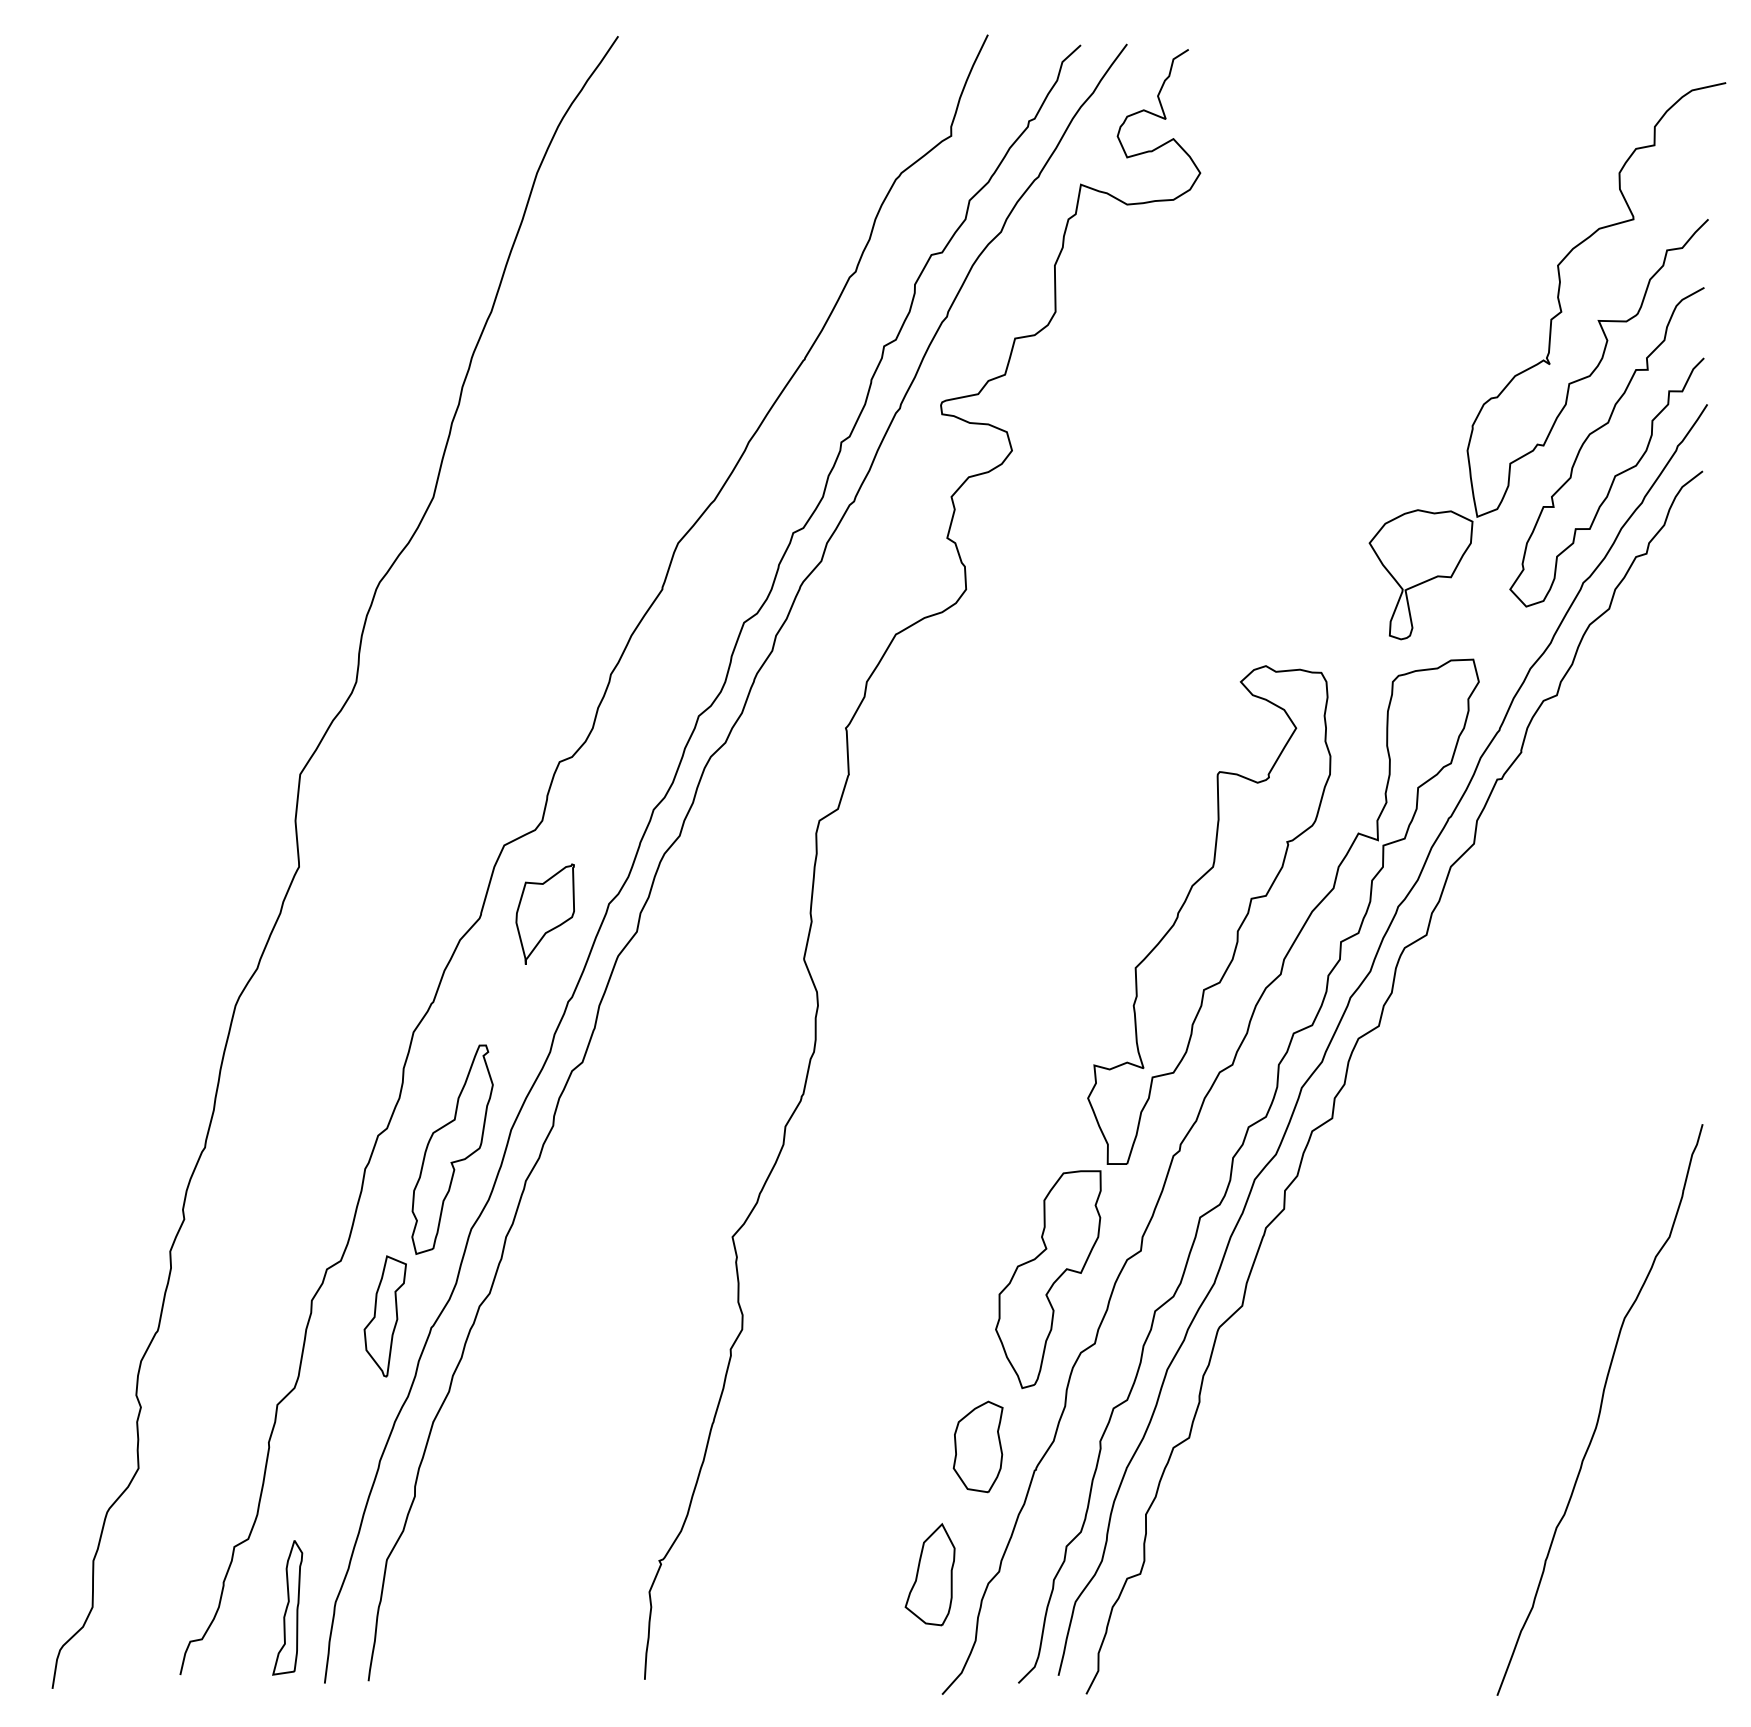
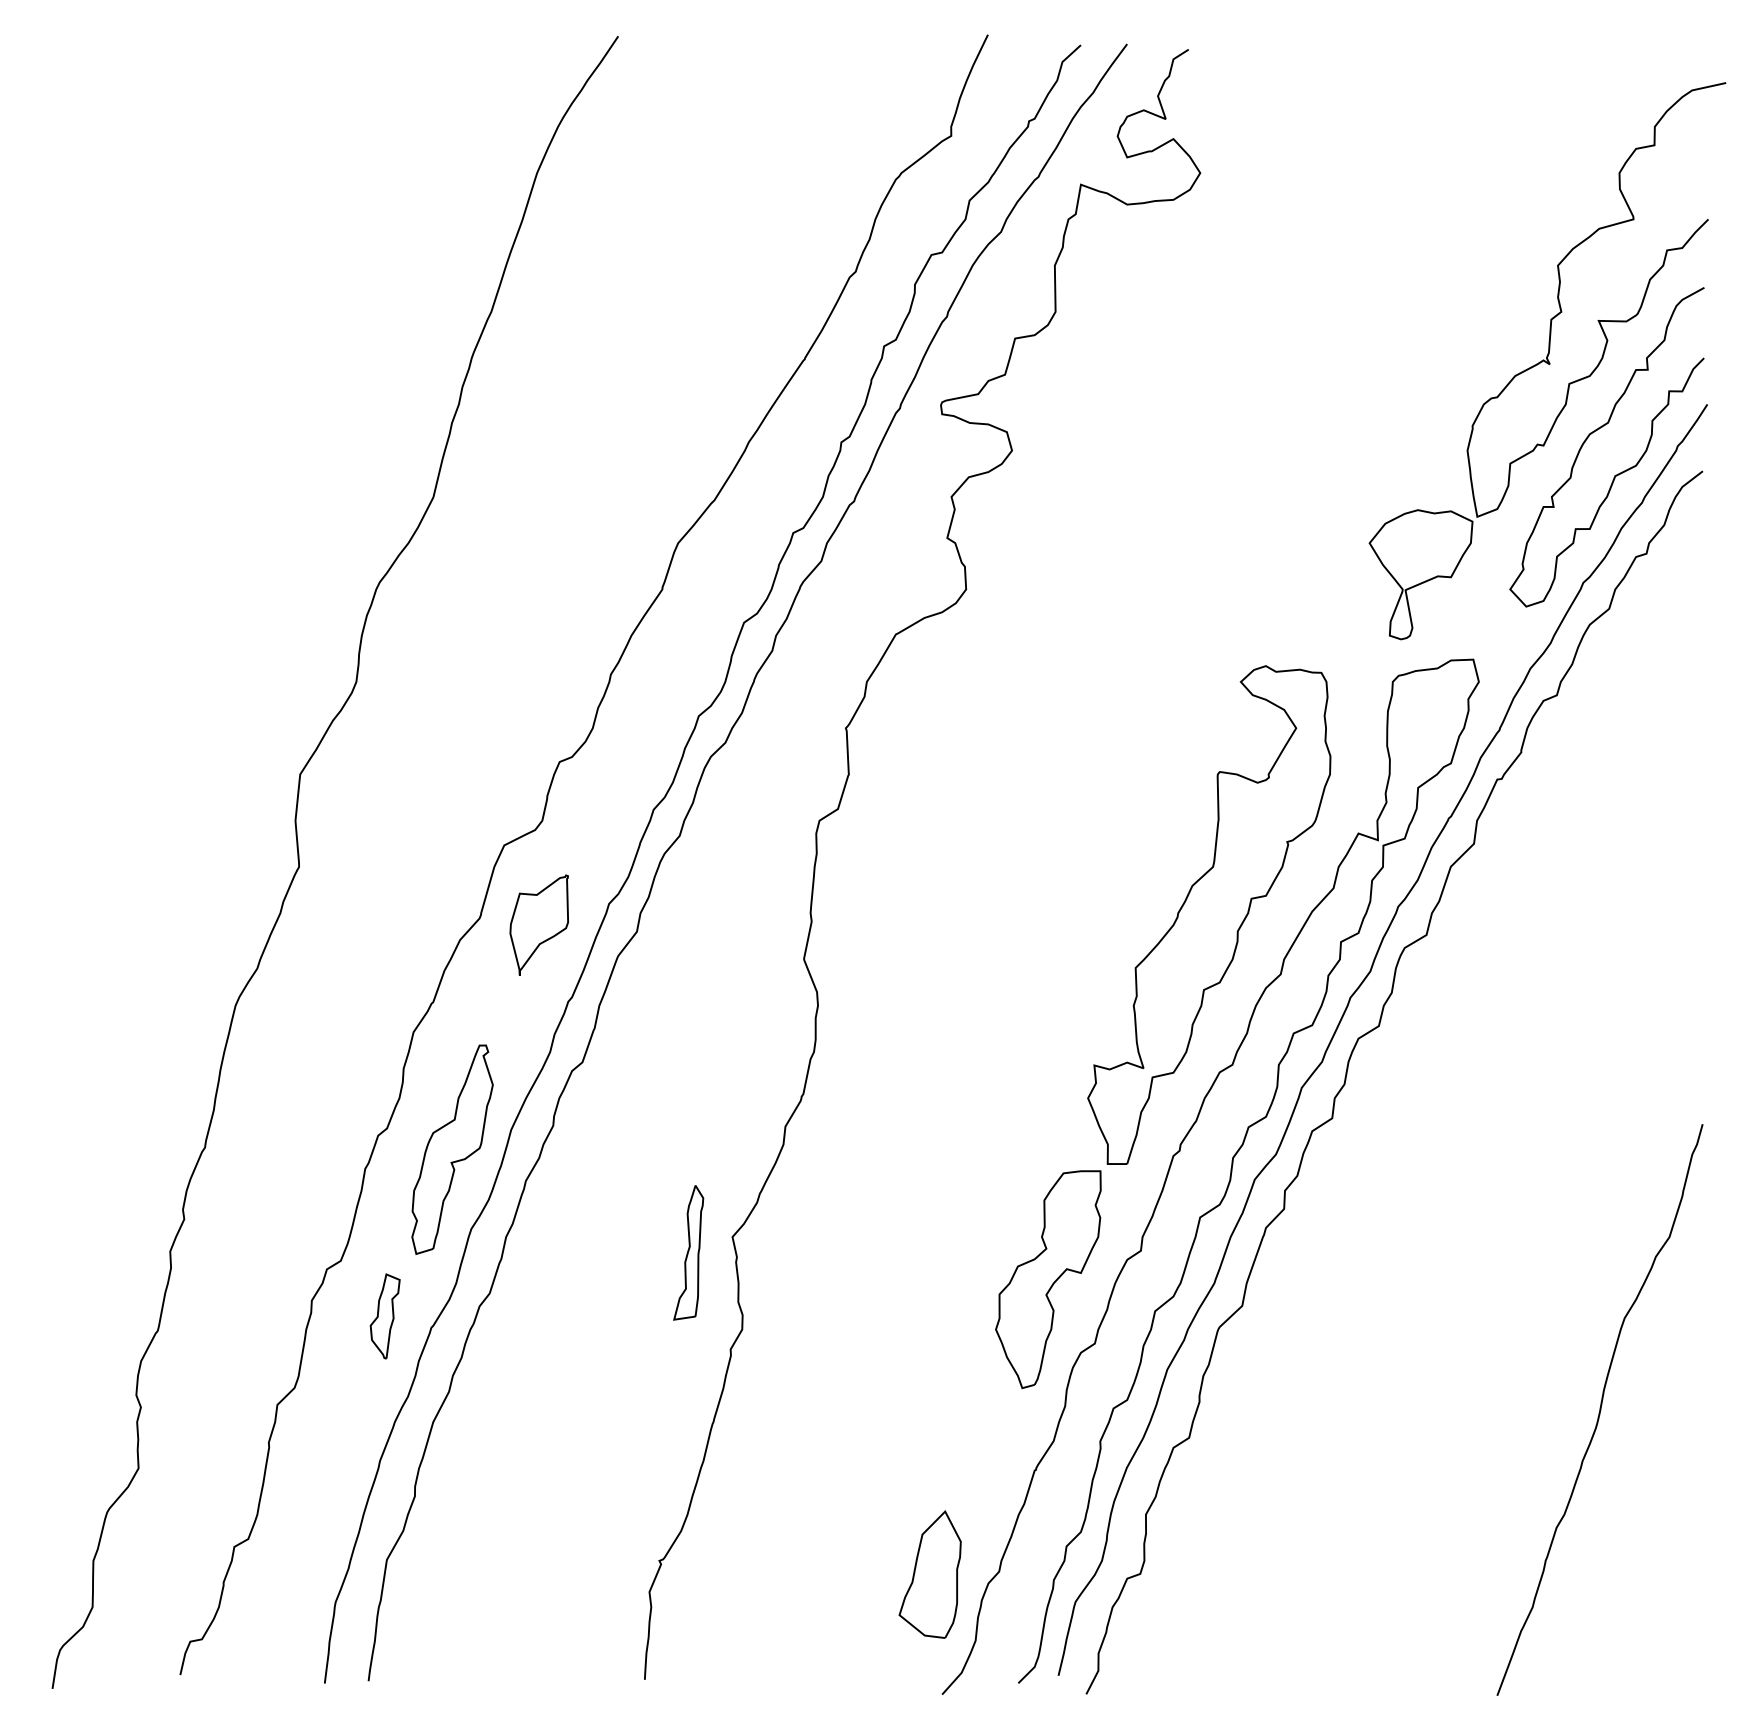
part position: (544, 913) -> (538, 924) (538, 924)
part size: 44x123 px -> 32x87 px (384, 1316)
part: present -> none (977, 1446)
part size: 52x104 px -> 64x129 px (929, 1574)
part position: (287, 1607) -> (688, 1252) (688, 1252)
